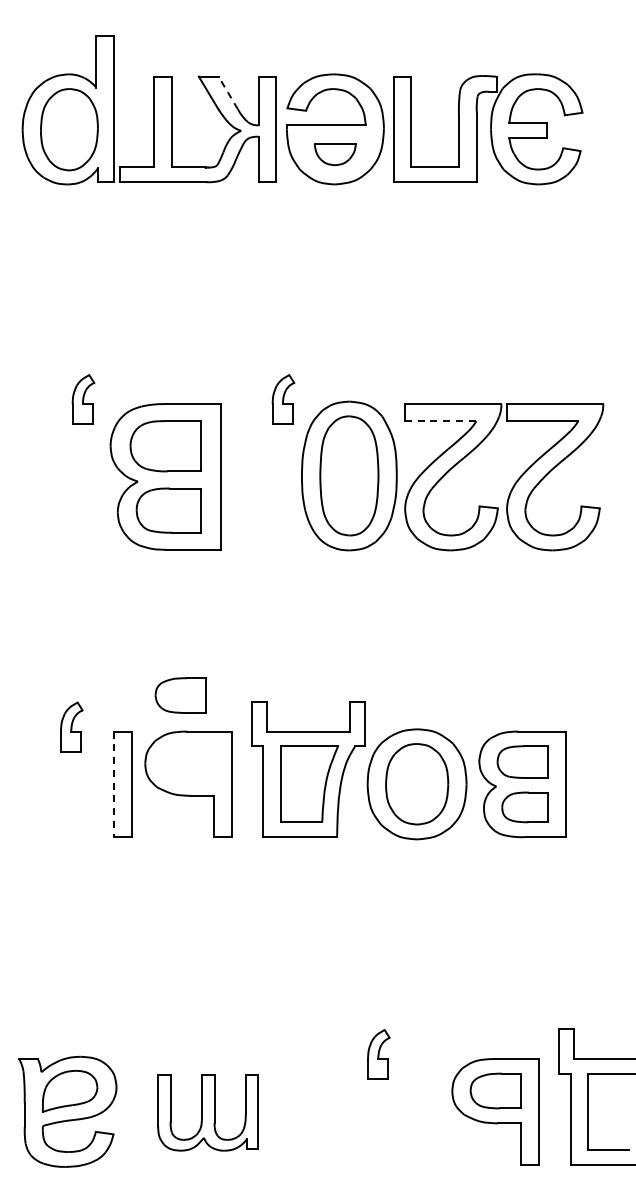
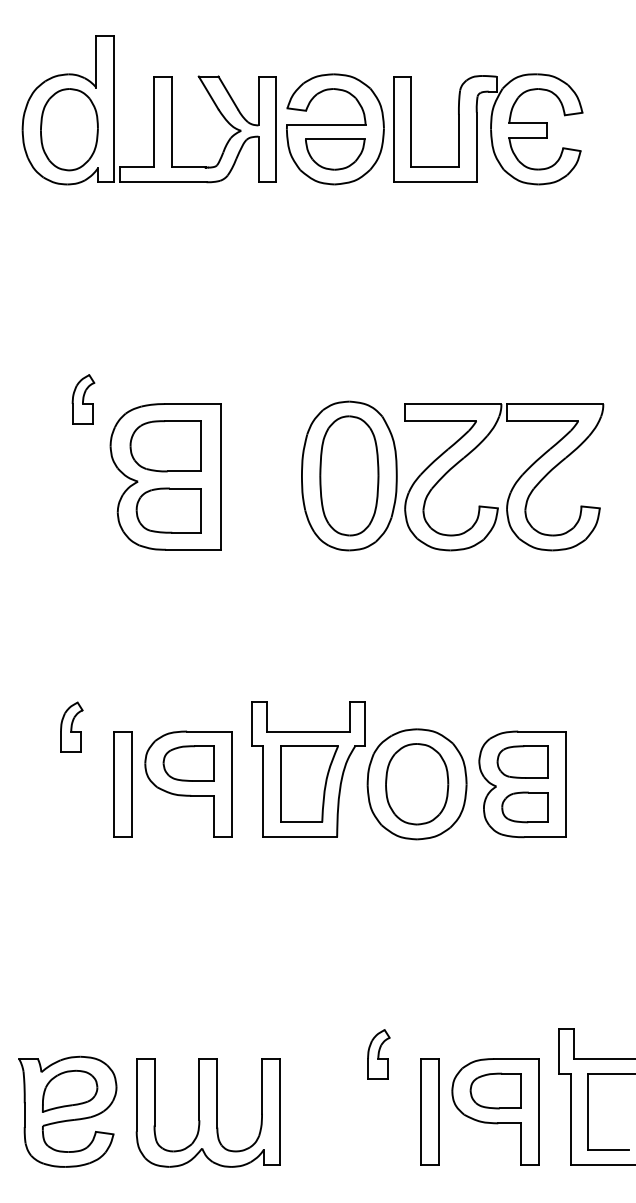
line: dashed -> solid (228, 92)
part size: 44x24 px -> 61x33 px (335, 154)
part: present -> none (283, 399)
line: dashed -> solid (440, 421)
part position: (180, 695) -> (188, 763) (188, 763)
line: dashed -> solid (113, 784)
part: none -> present (429, 1111)
part size: 102x78 px -> 146x110 px (207, 1112)
